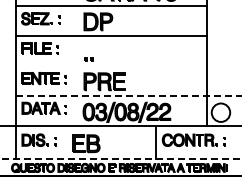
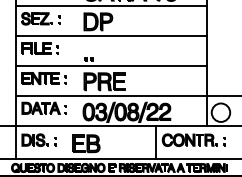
line: none -> present (111, 65)
line: dashed -> solid (128, 95)
line: dashed -> solid (121, 159)
